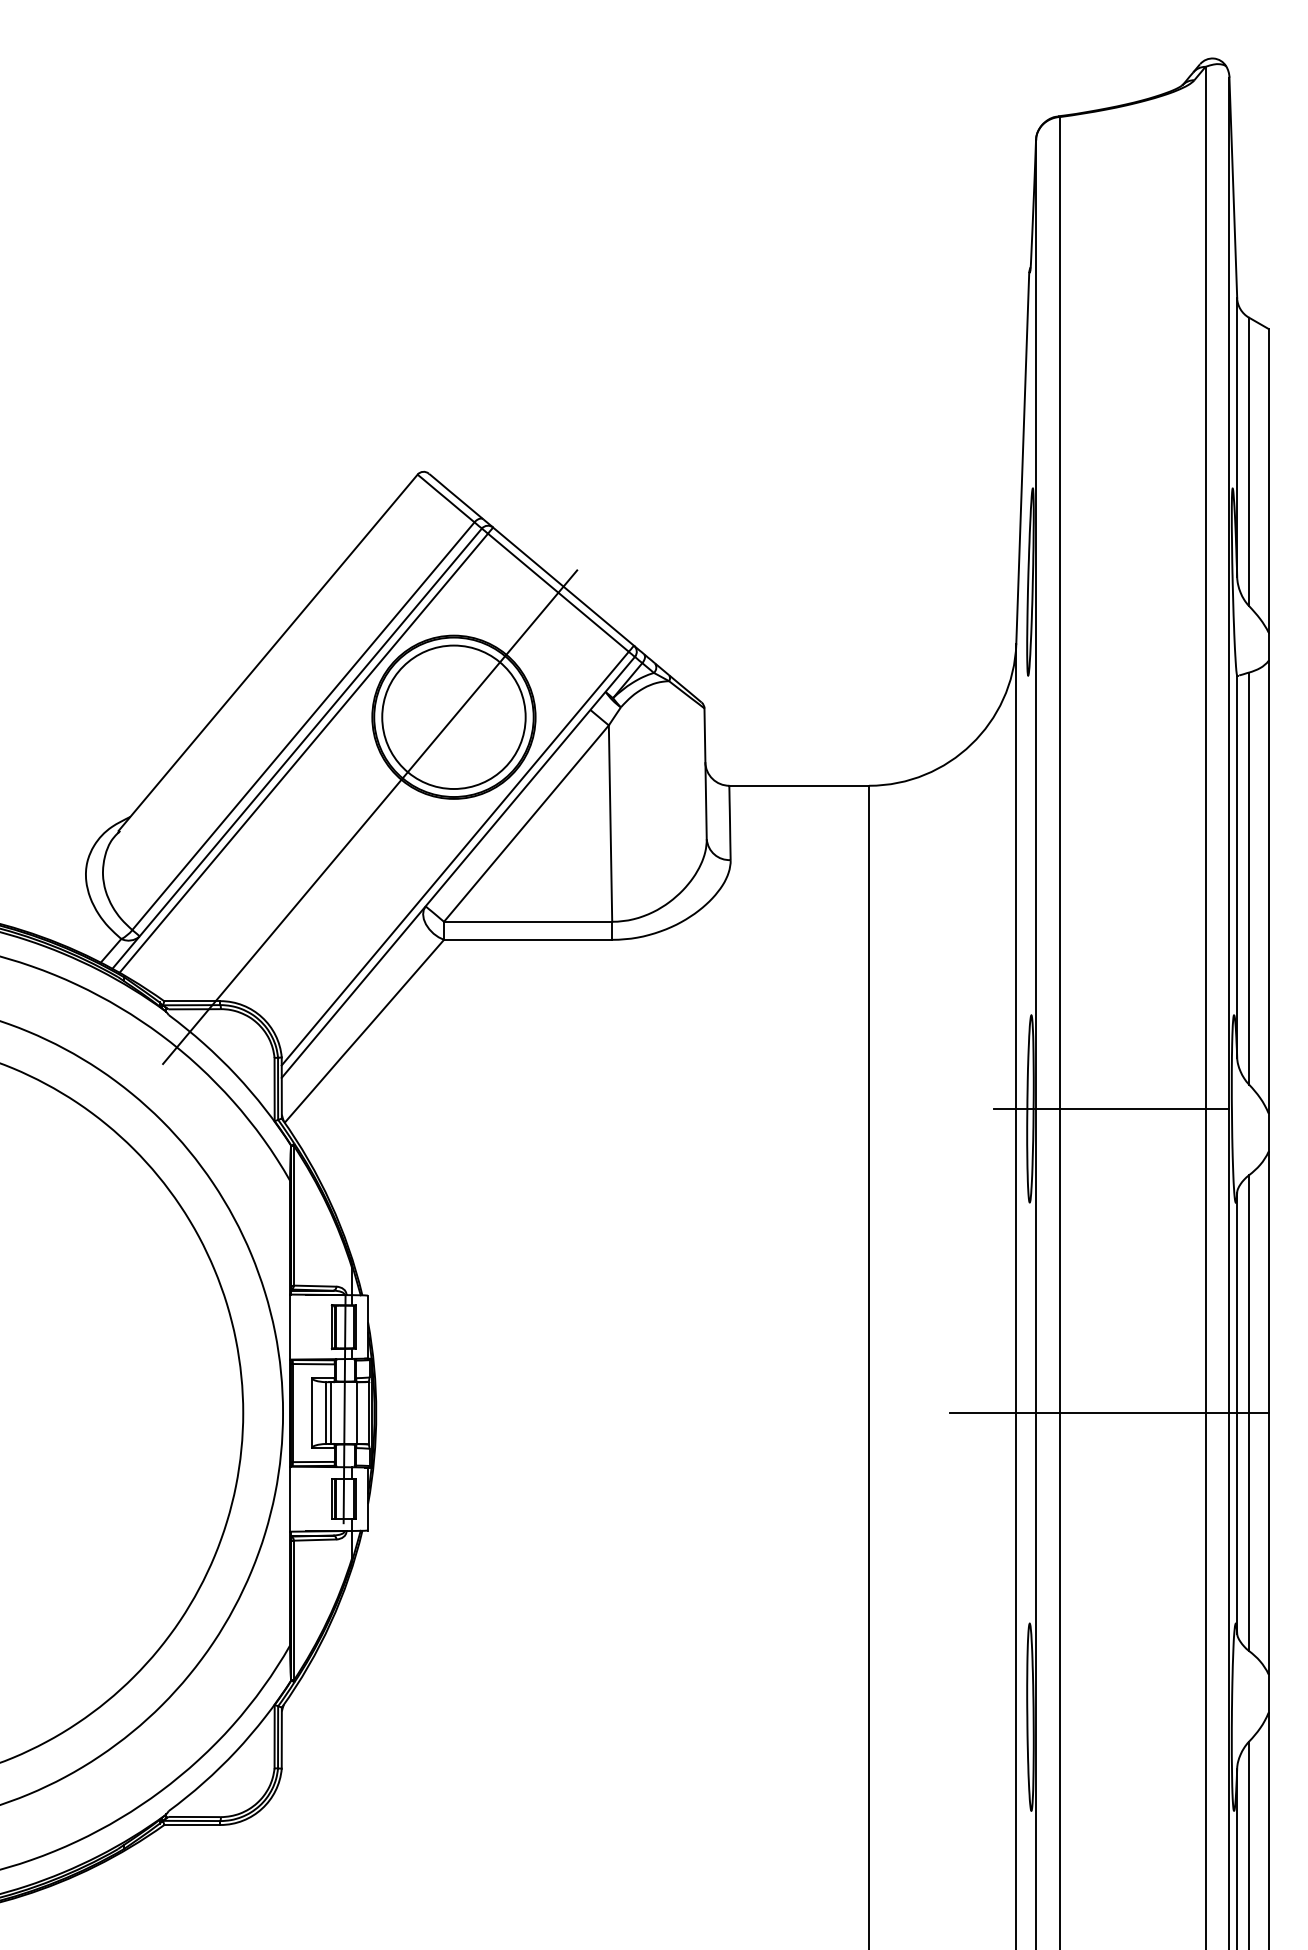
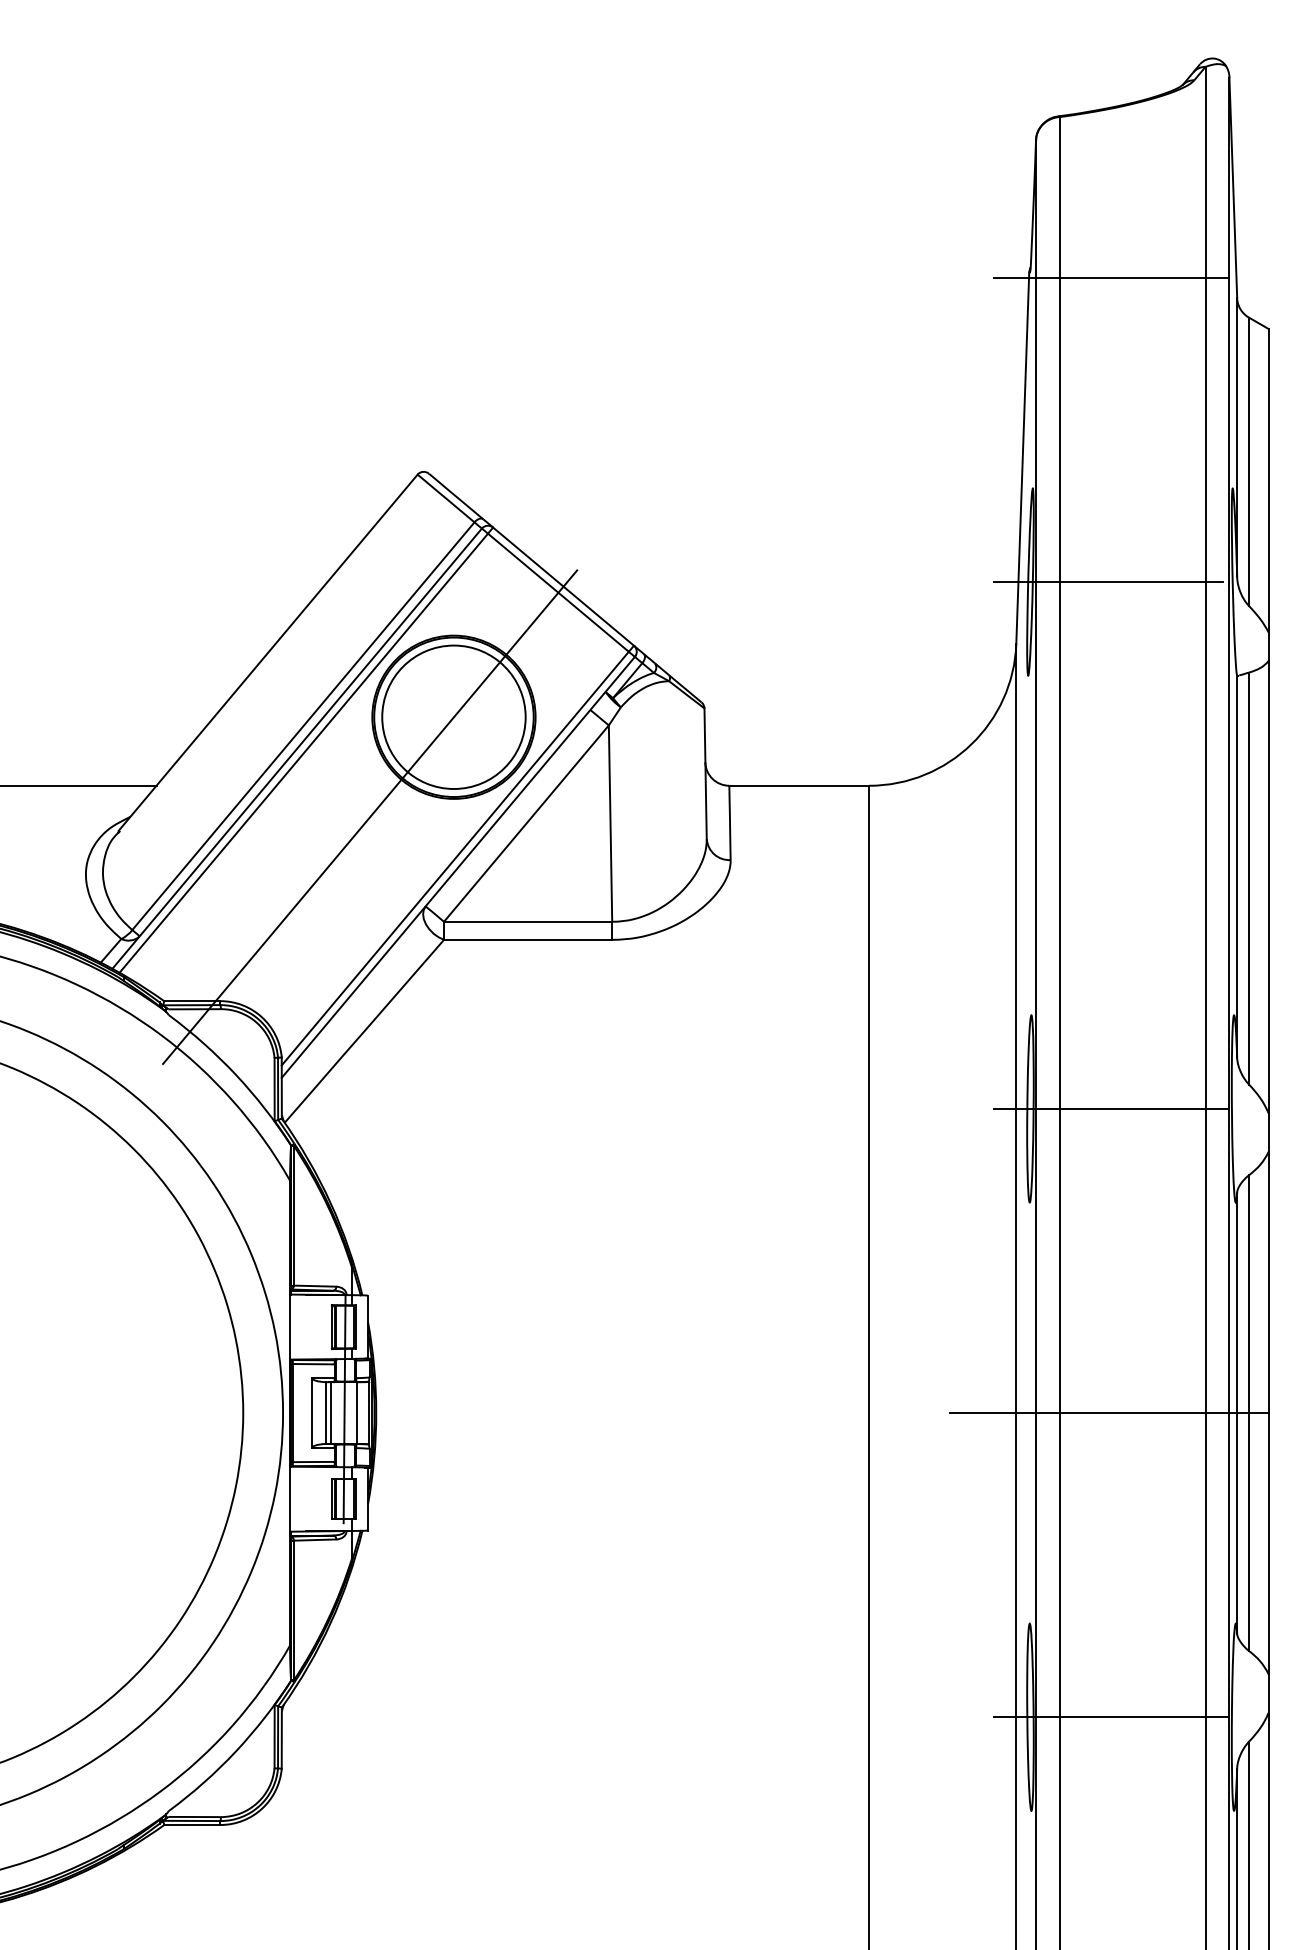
line: none -> present (1111, 277)
line: none -> present (1108, 582)
line: none -> present (79, 785)
line: none -> present (1111, 1717)
